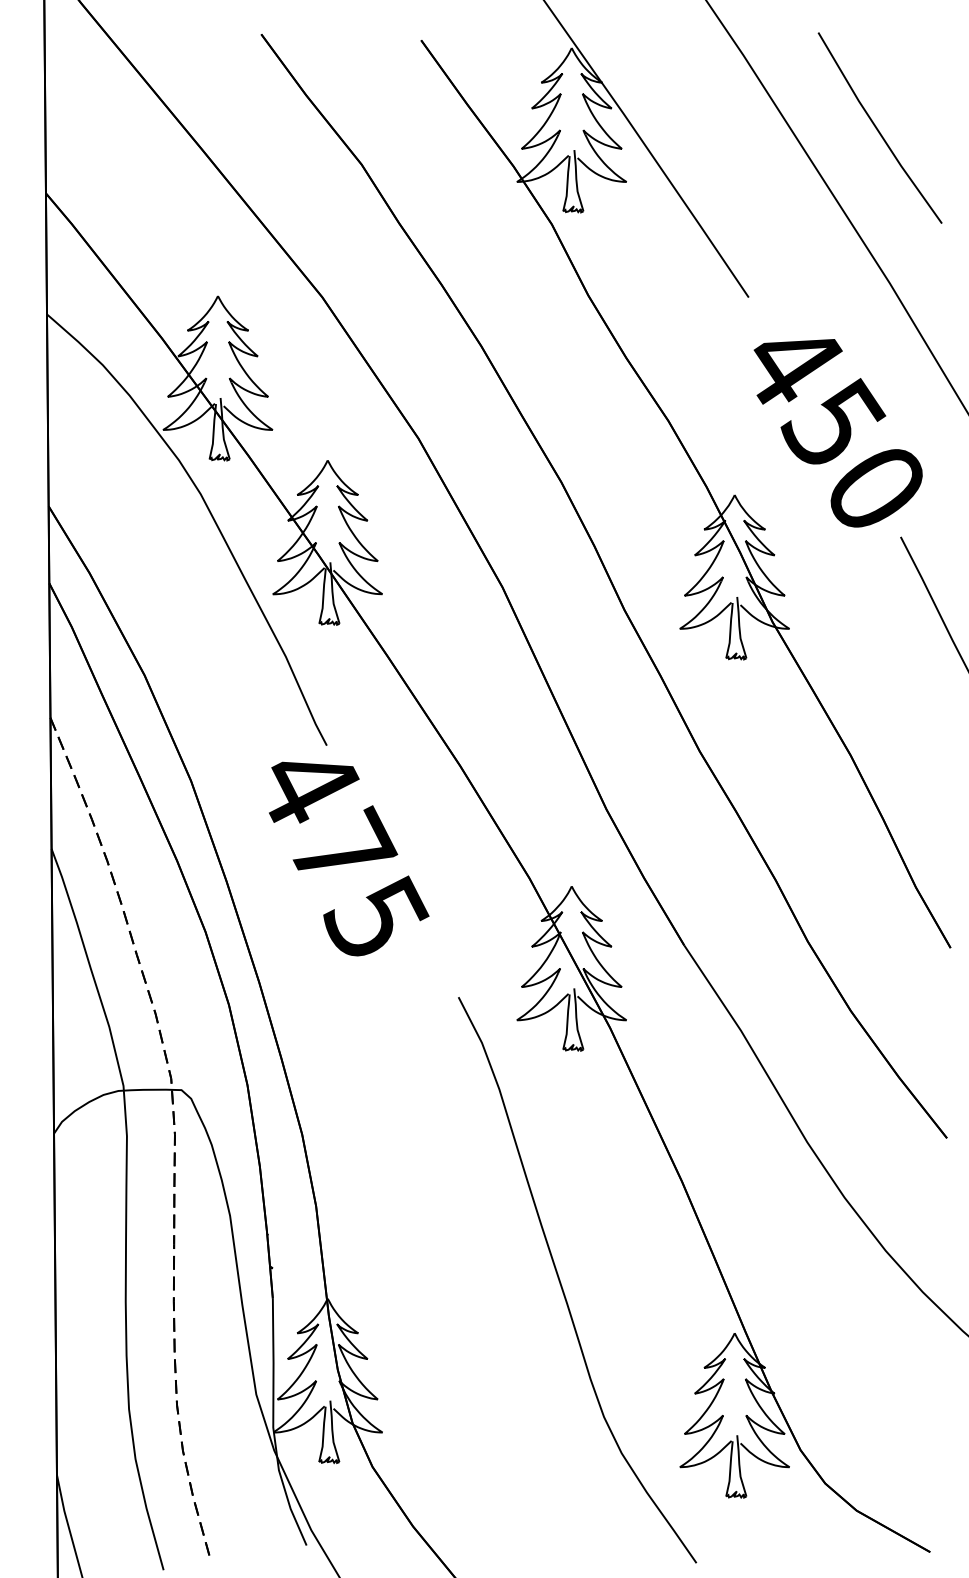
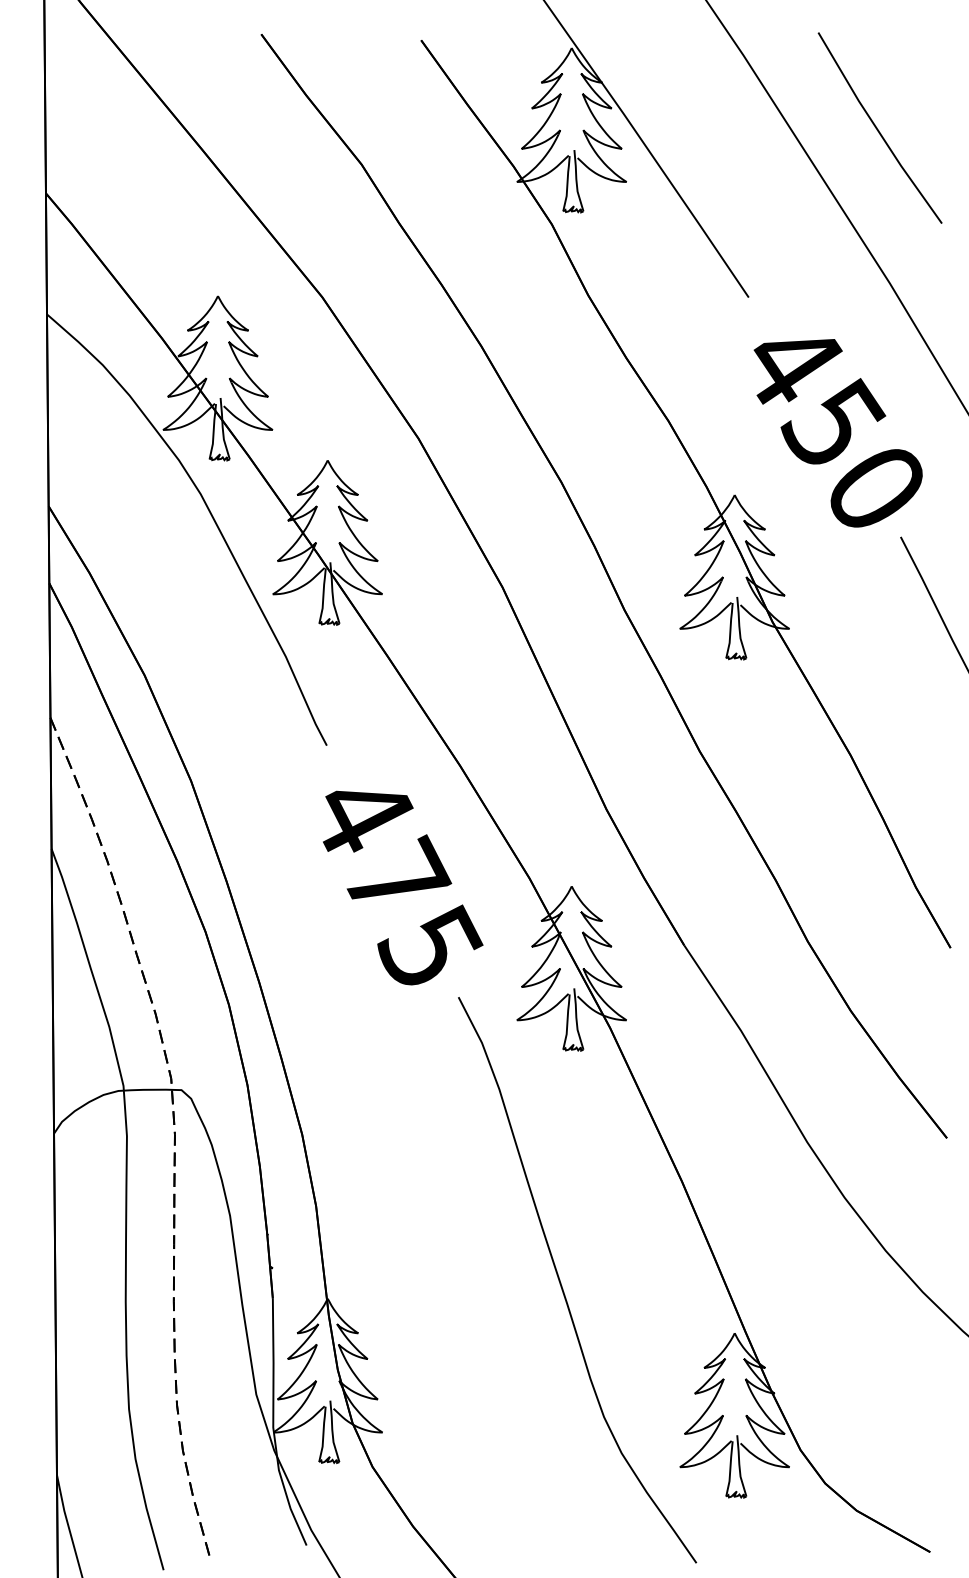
text position: (349, 858) -> (403, 887) (403, 887)
